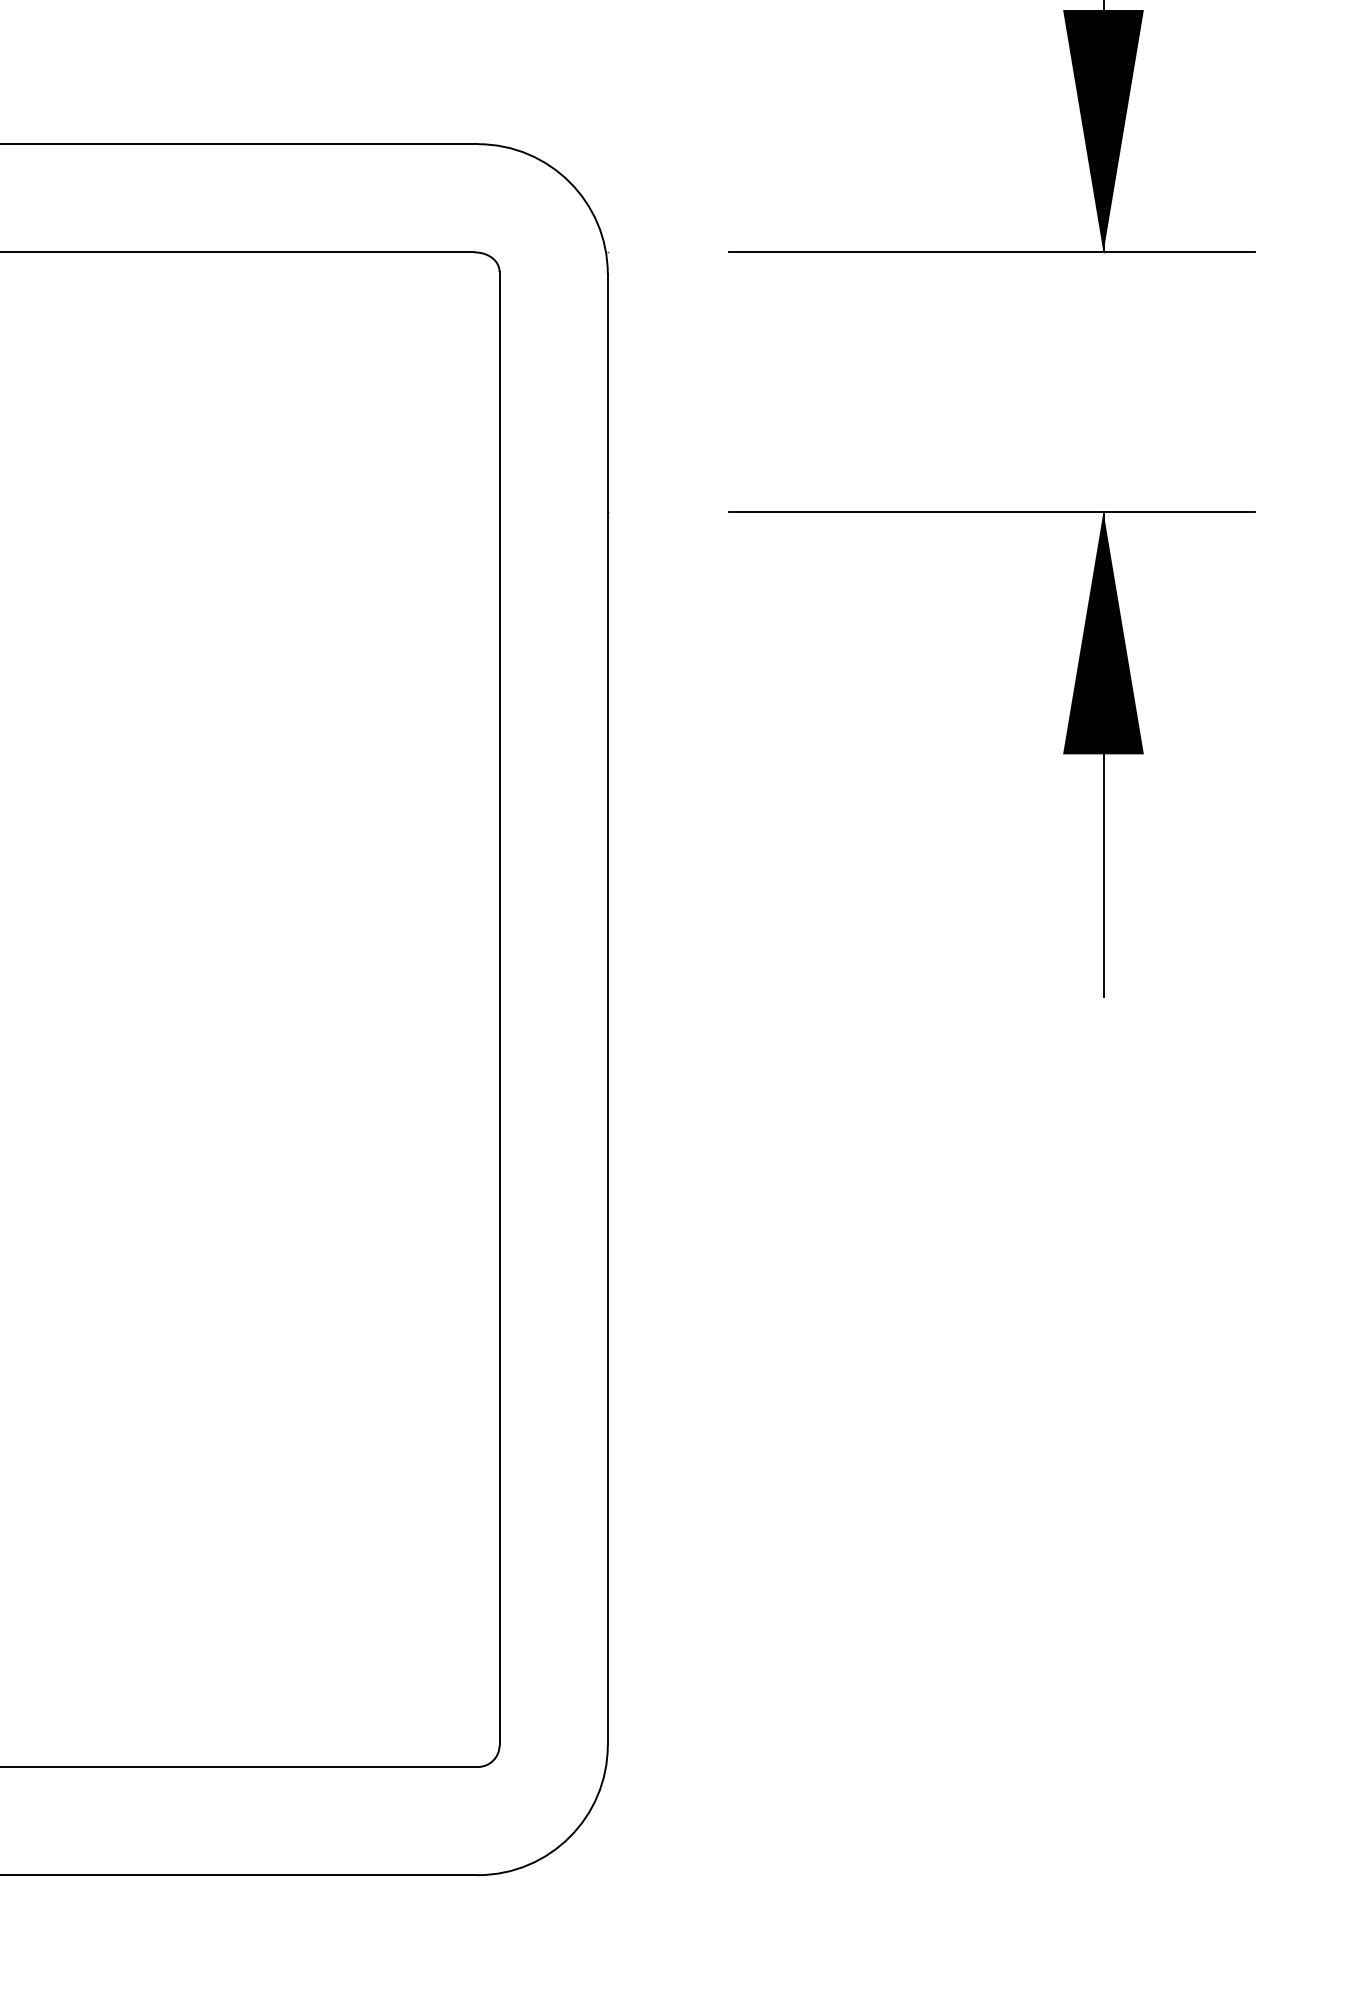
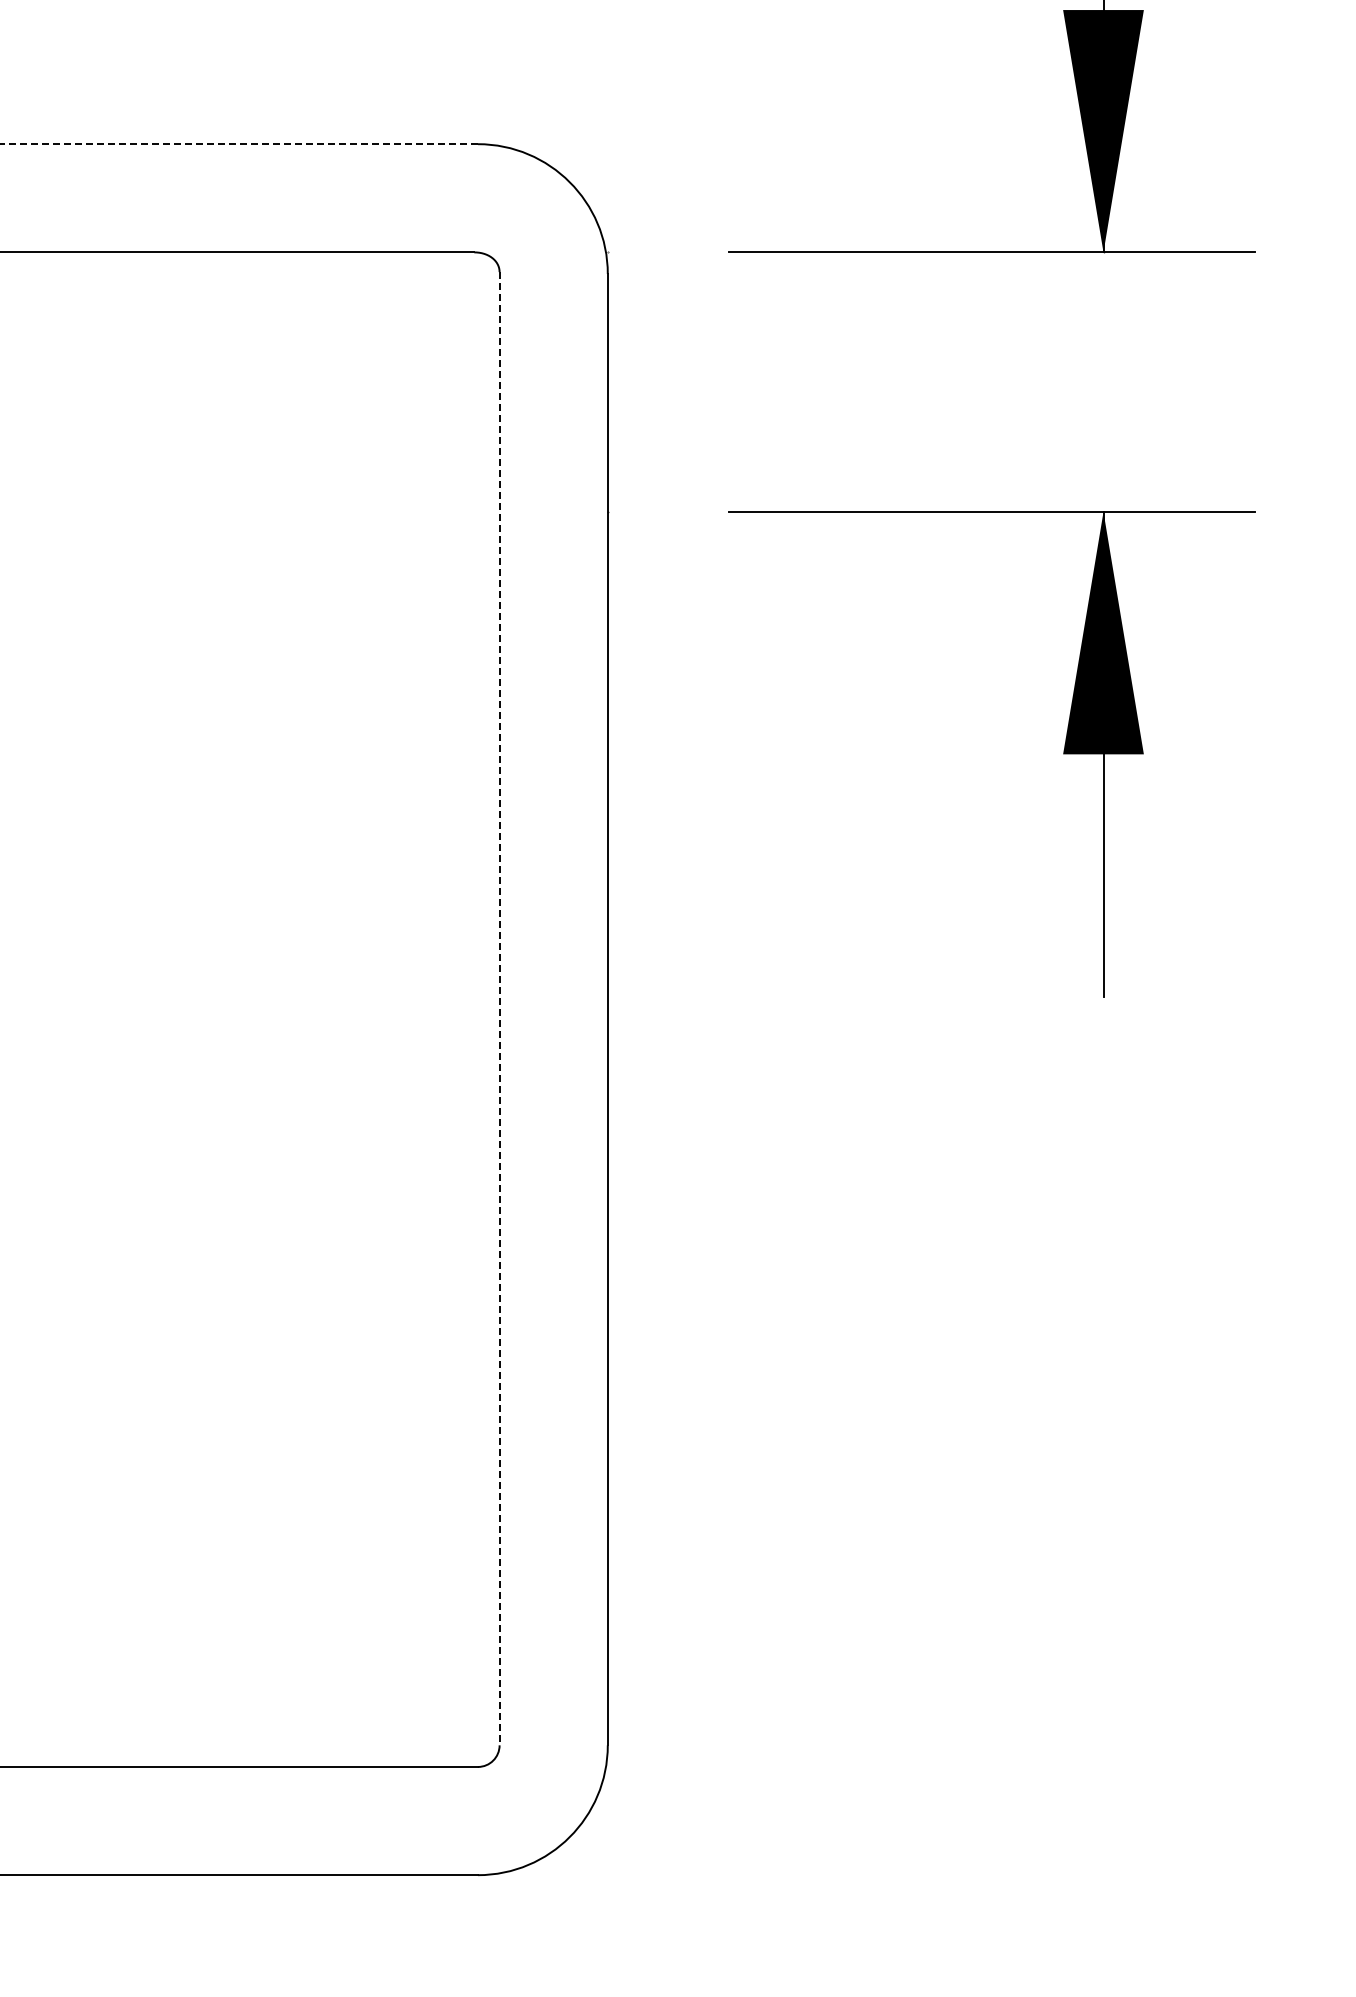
line: solid -> dashed (239, 144)
line: solid -> dashed (499, 1008)
